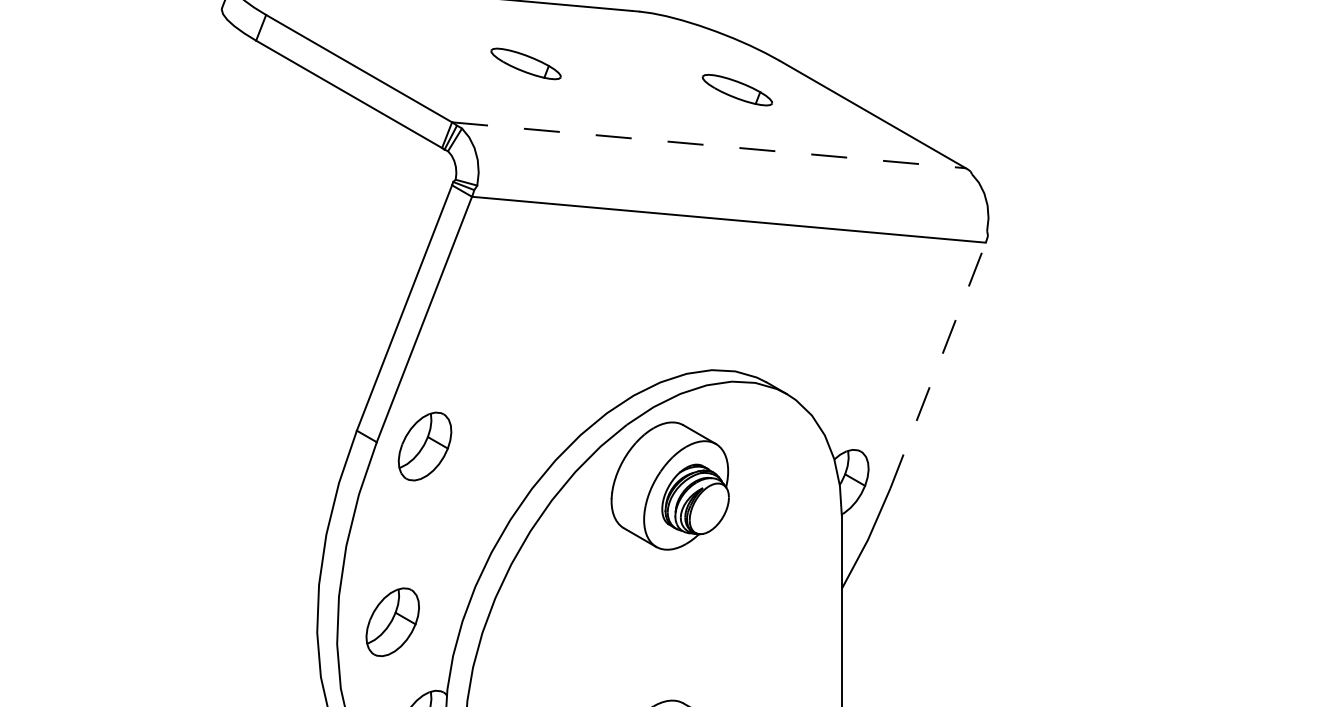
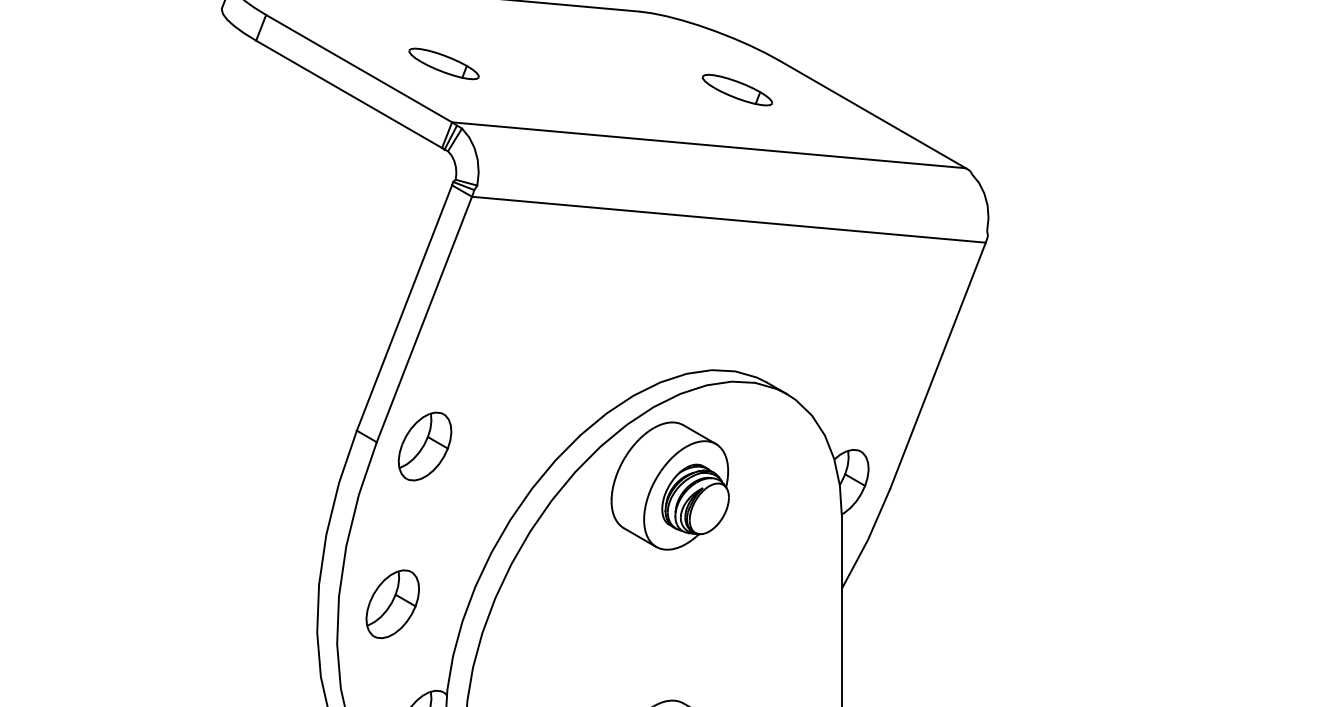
part position: (525, 63) -> (443, 63) (443, 63)
line: dashed -> solid (708, 145)
line: dashed -> solid (938, 365)
part position: (392, 622) -> (392, 604) (392, 604)
